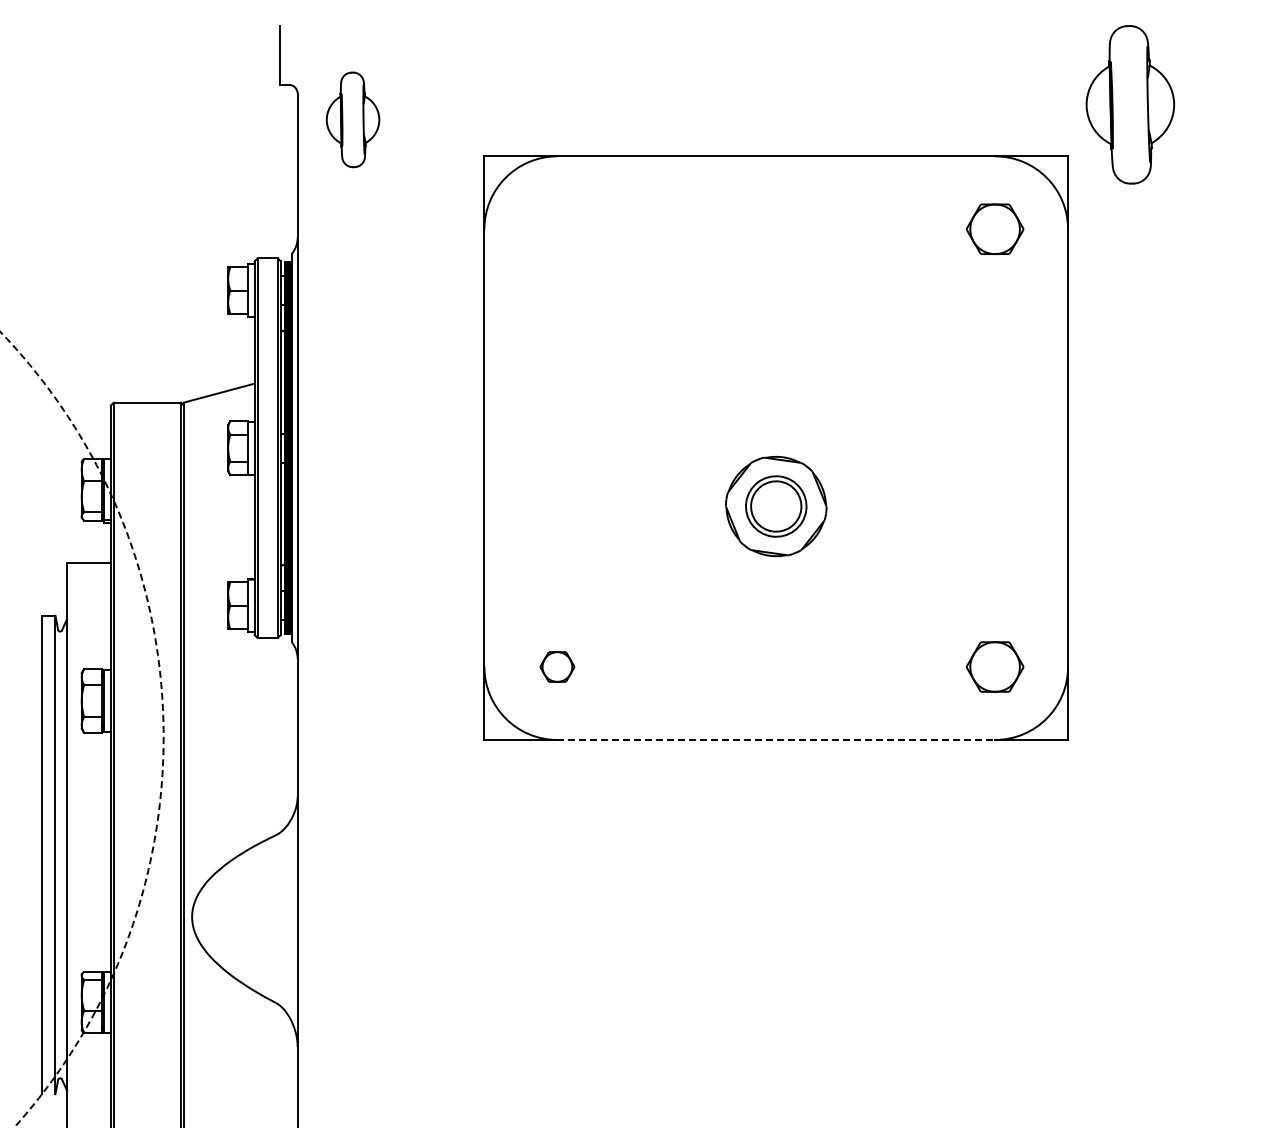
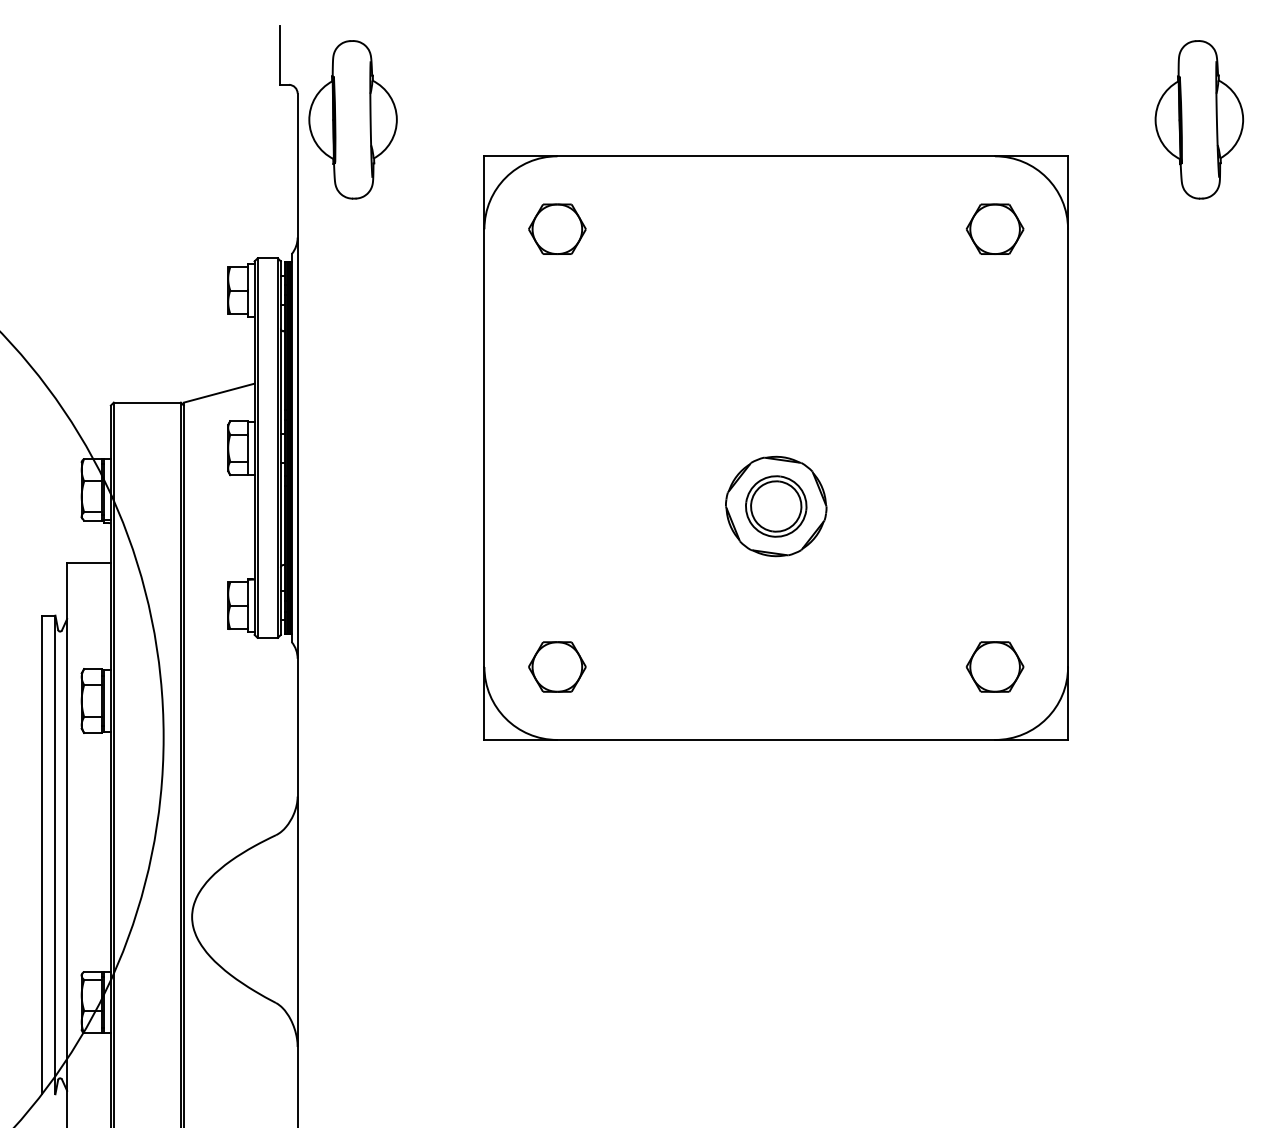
part position: (1130, 104) -> (1199, 119) (1199, 119)
part size: 56x98 px -> 90x160 px (352, 119)
part: none -> present (557, 228)
part size: 37x32 px -> 59x52 px (557, 666)
circle: dashed -> solid (81, 729)
line: dashed -> solid (776, 739)
